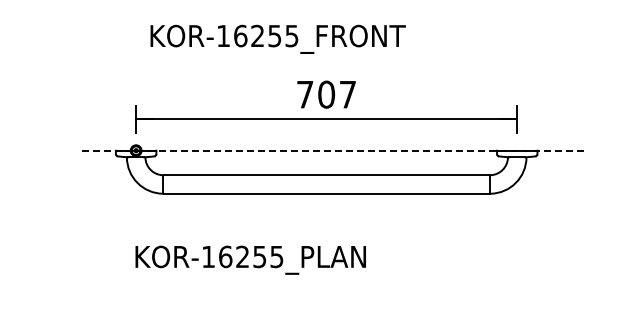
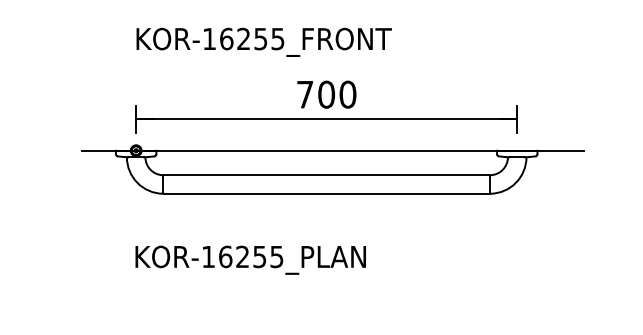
text position: (277, 38) -> (263, 41) (263, 41)
text: 707 -> 700 (347, 94)
line: dashed -> solid (332, 150)
